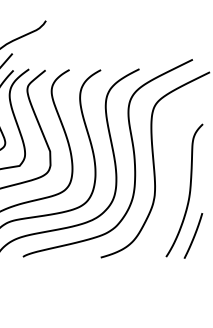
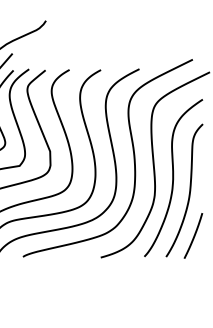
curve: none -> present (173, 178)
